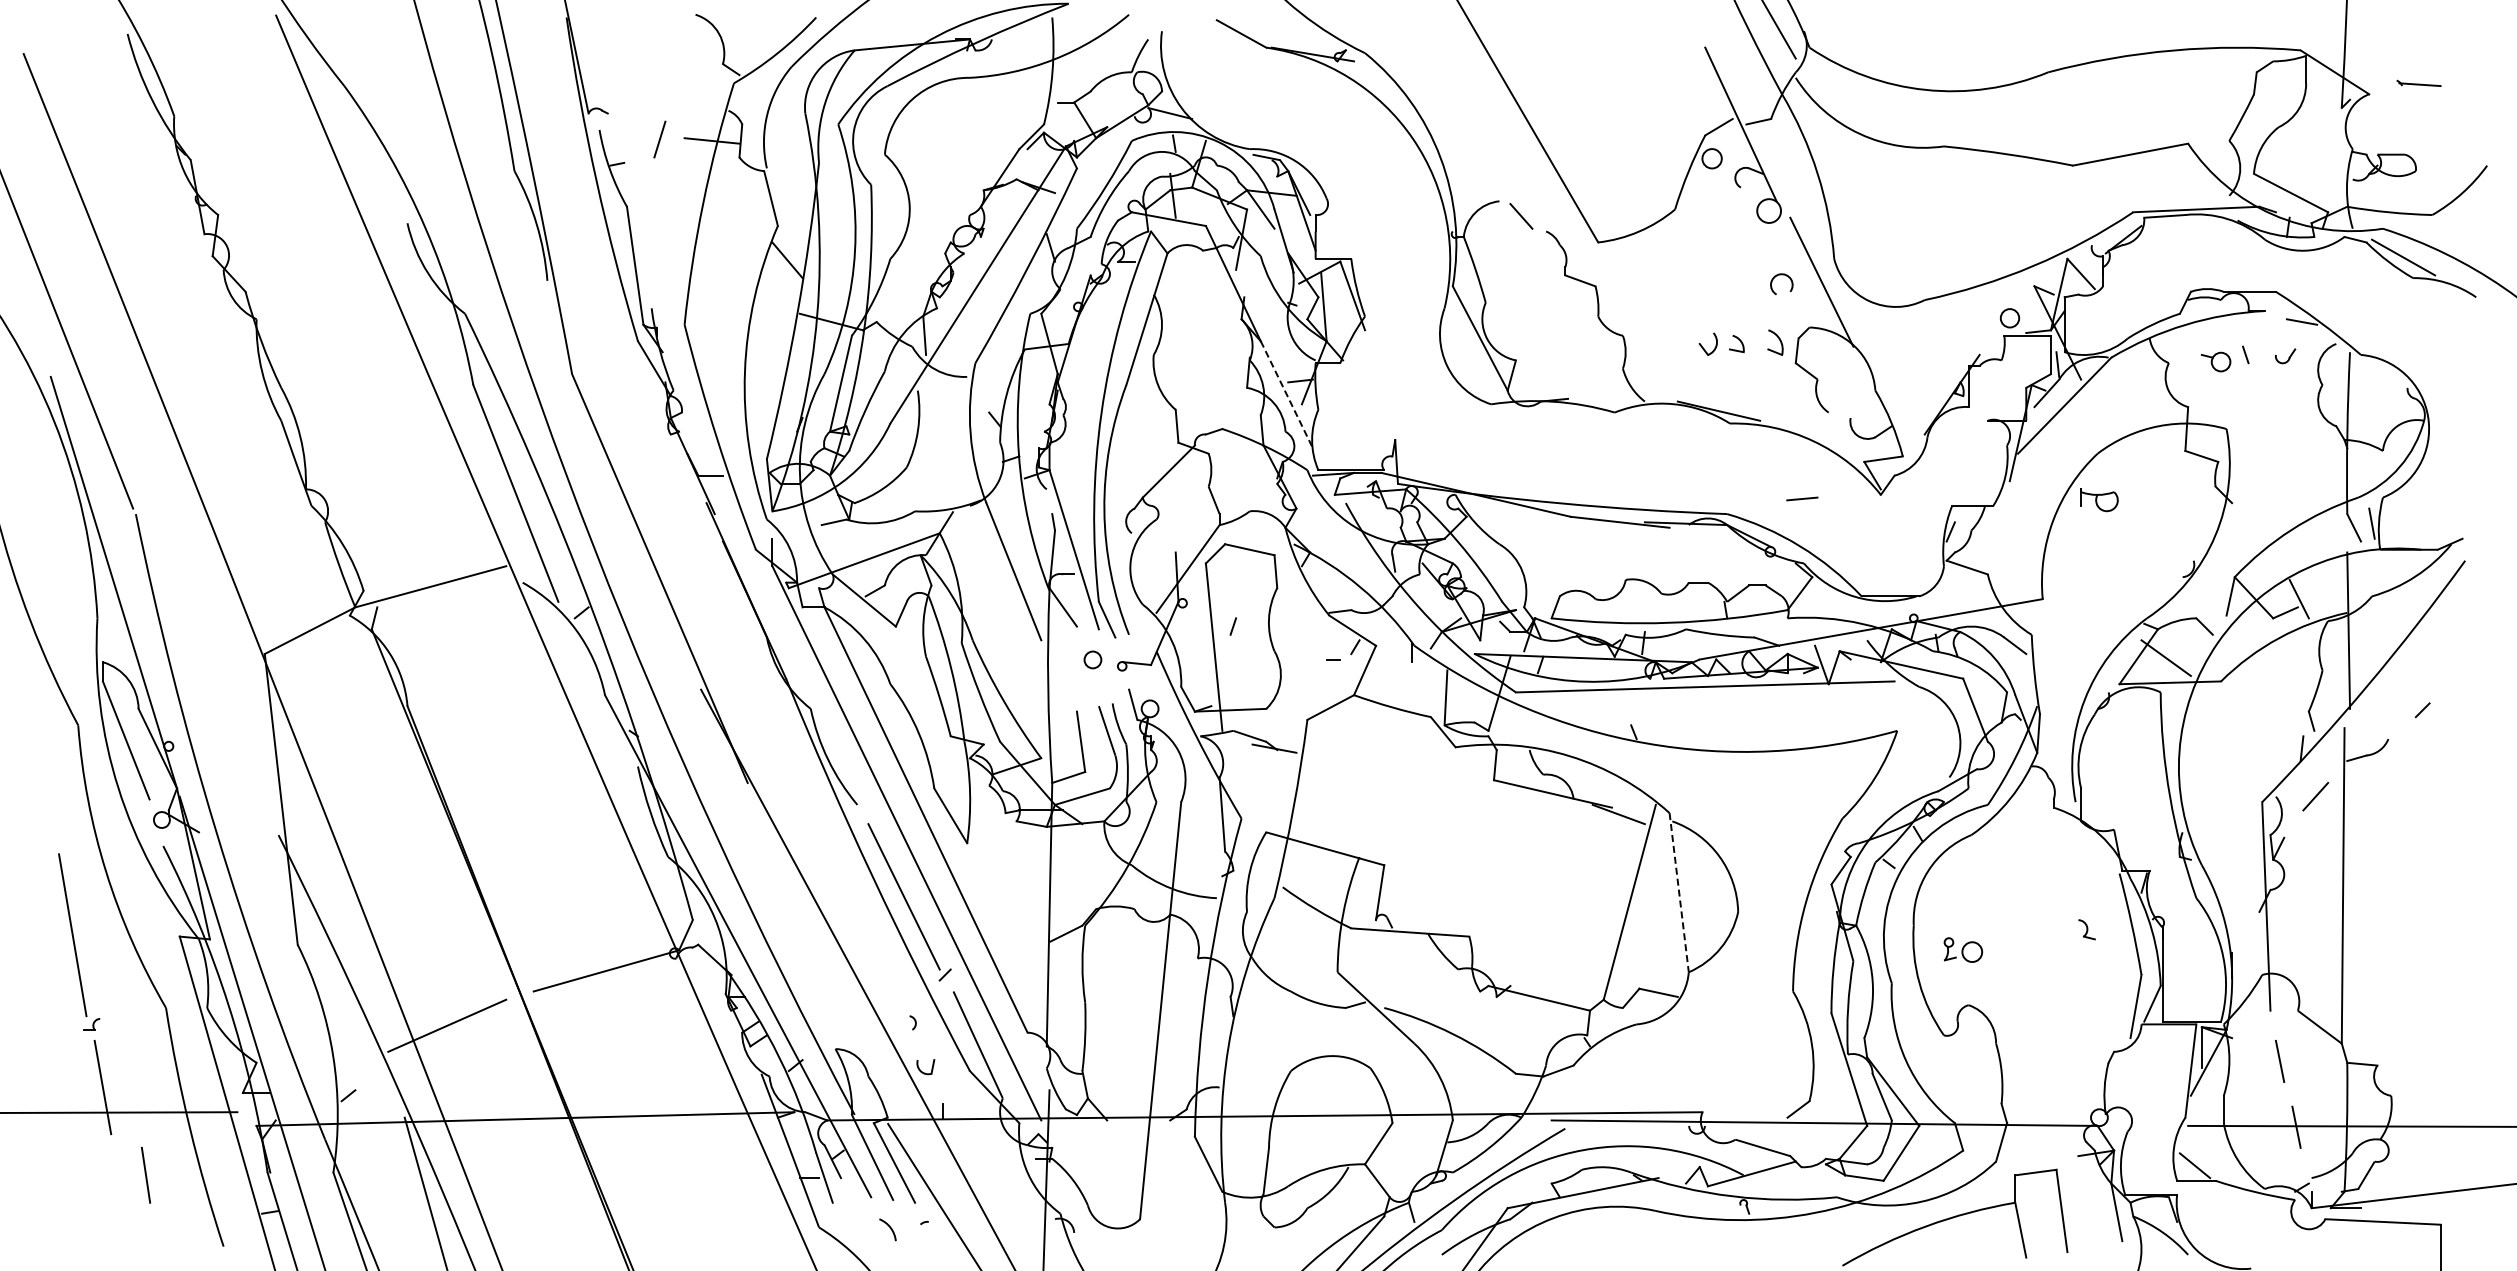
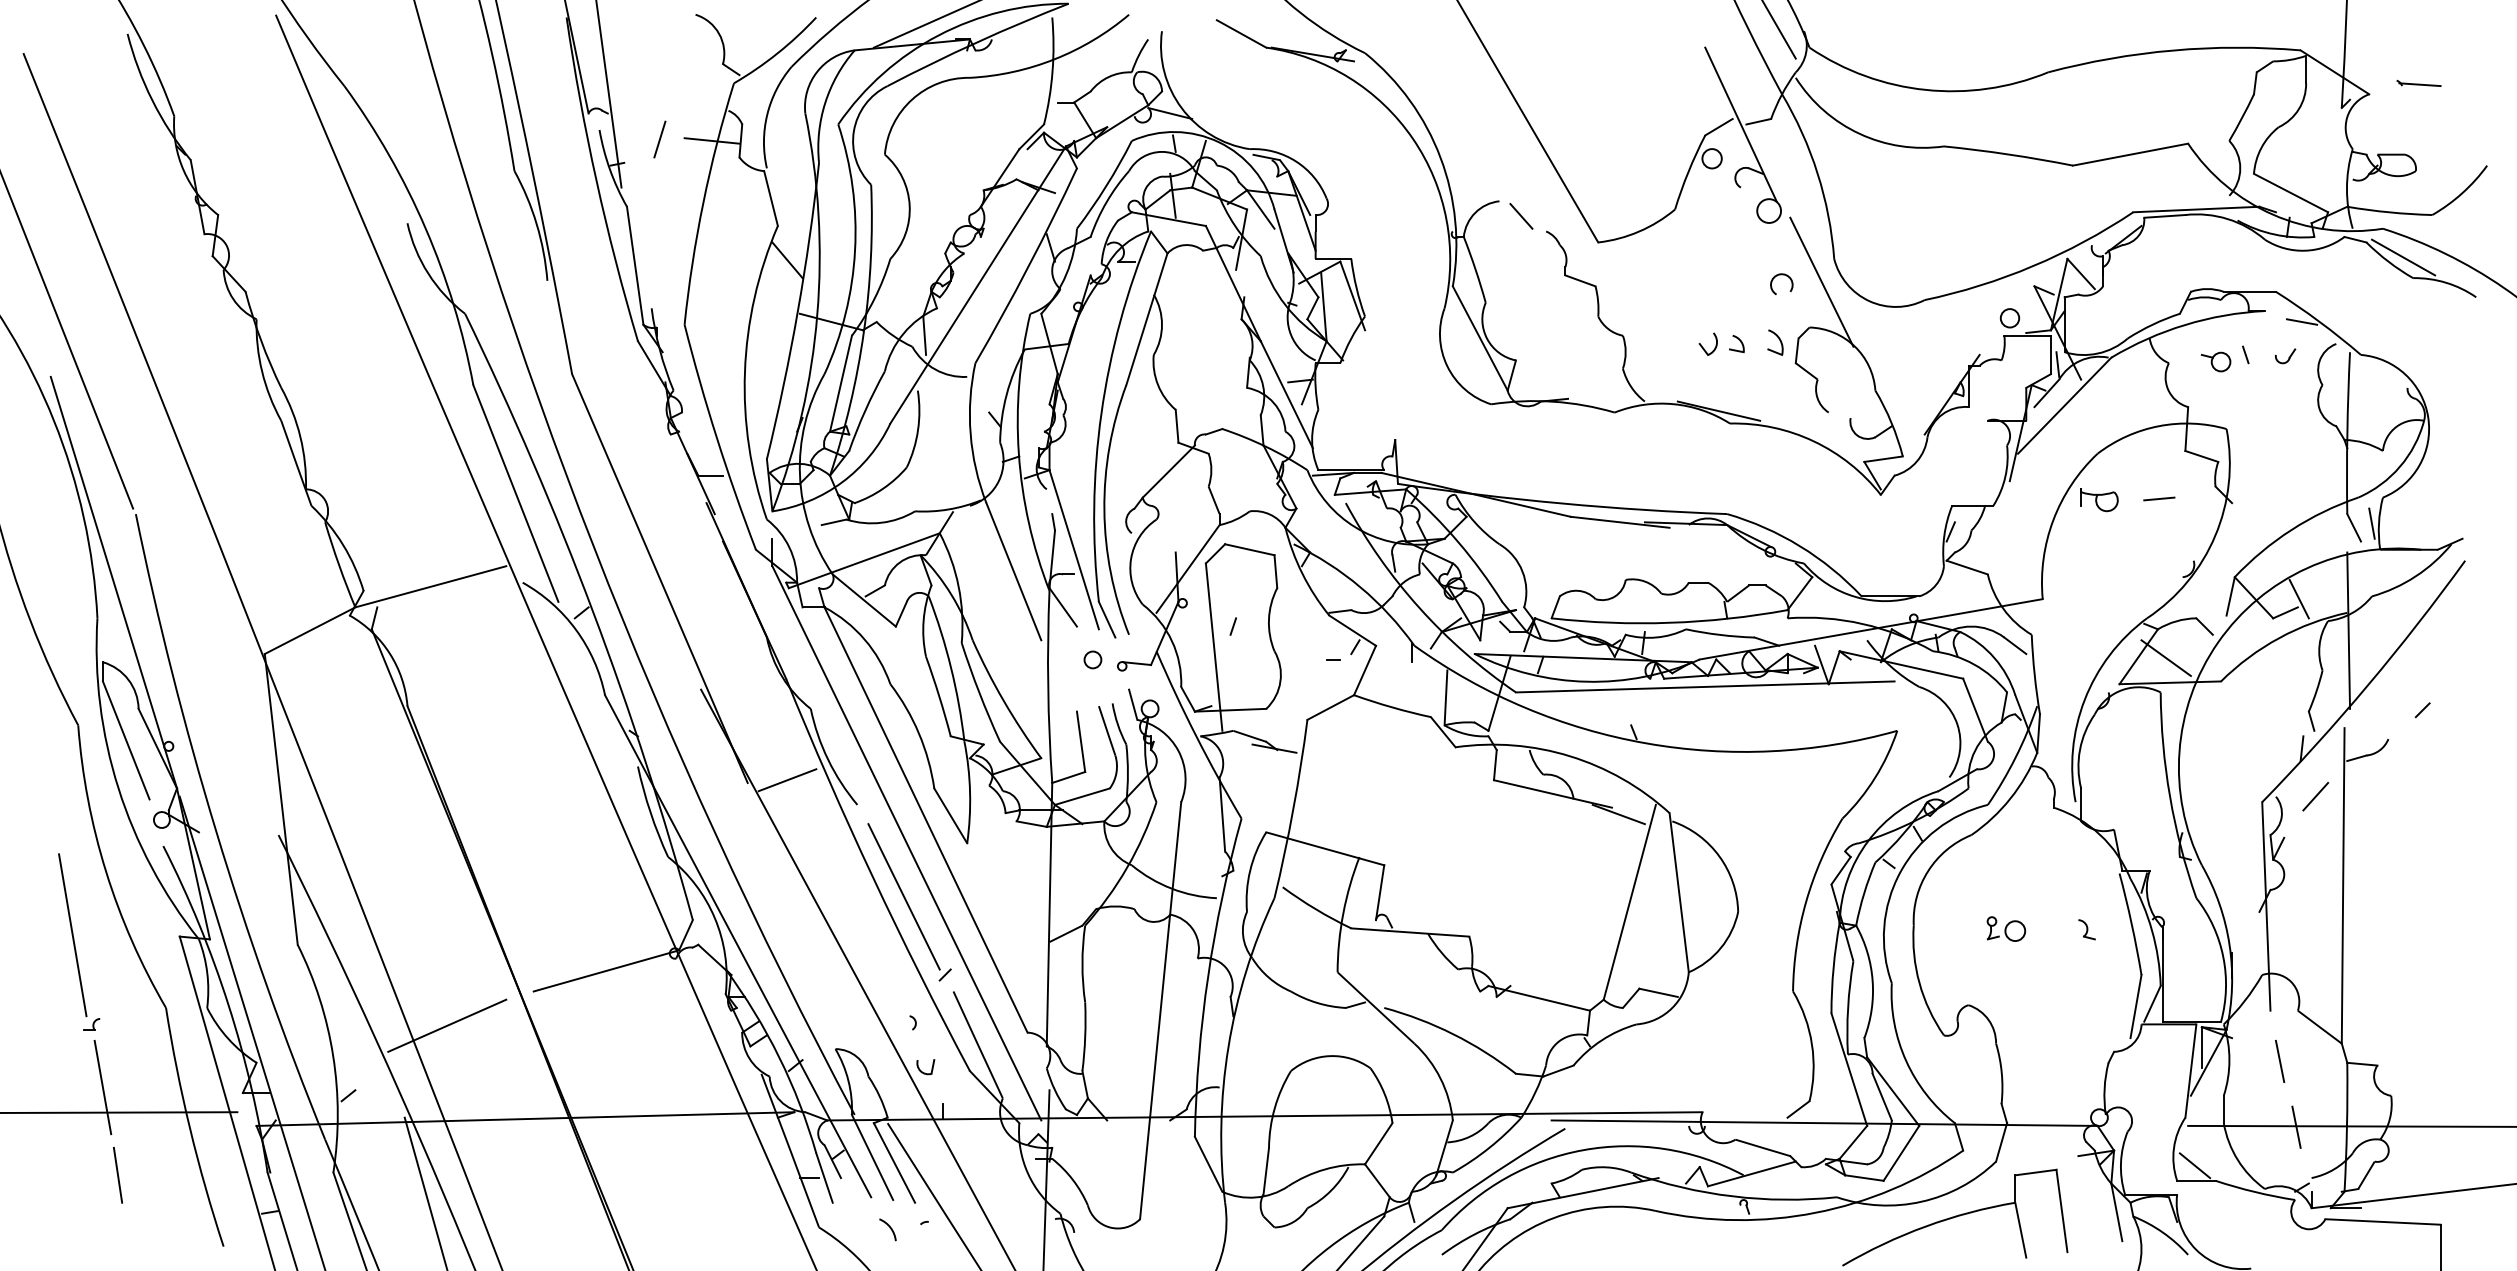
line: none -> present (924, 24)
line: none -> present (608, 94)
line: dashed -> solid (1286, 394)
line position: (1802, 498) -> (2159, 498) (2159, 498)
line: none -> present (787, 780)
line: dashed -> solid (1679, 893)
part position: (1963, 949) -> (2006, 928) (2006, 928)
line position: (146, 1175) -> (118, 1175) (118, 1175)
